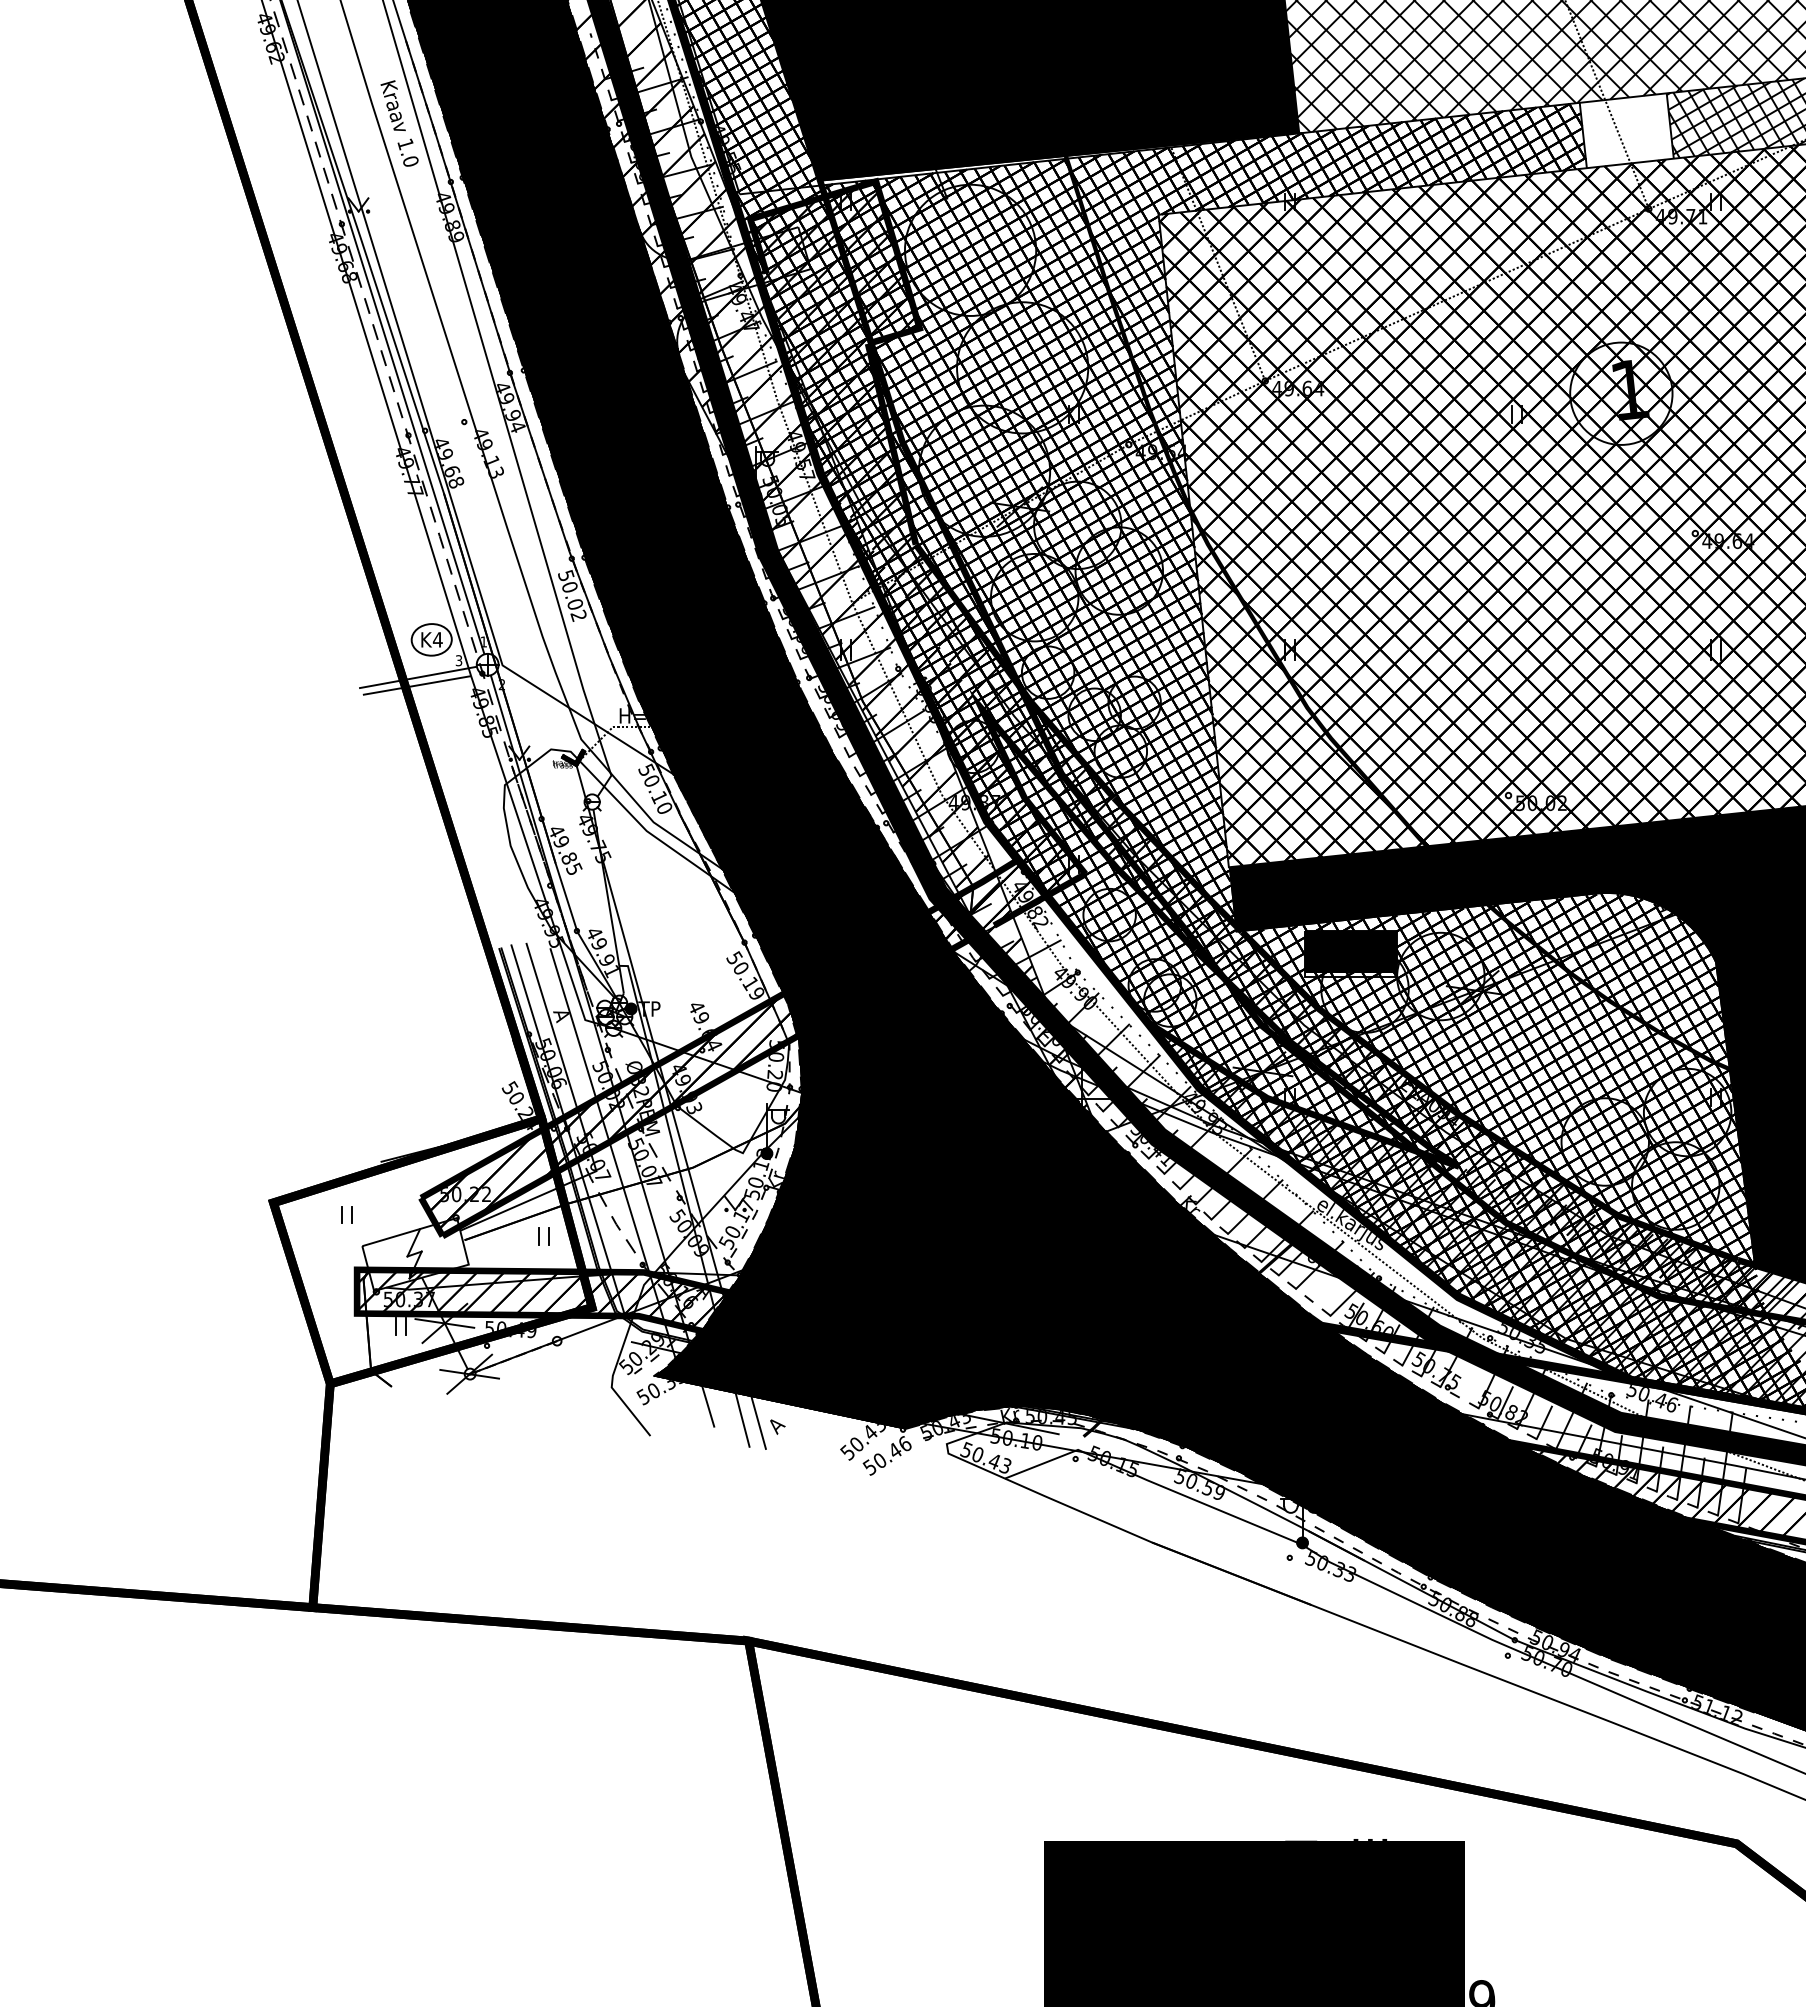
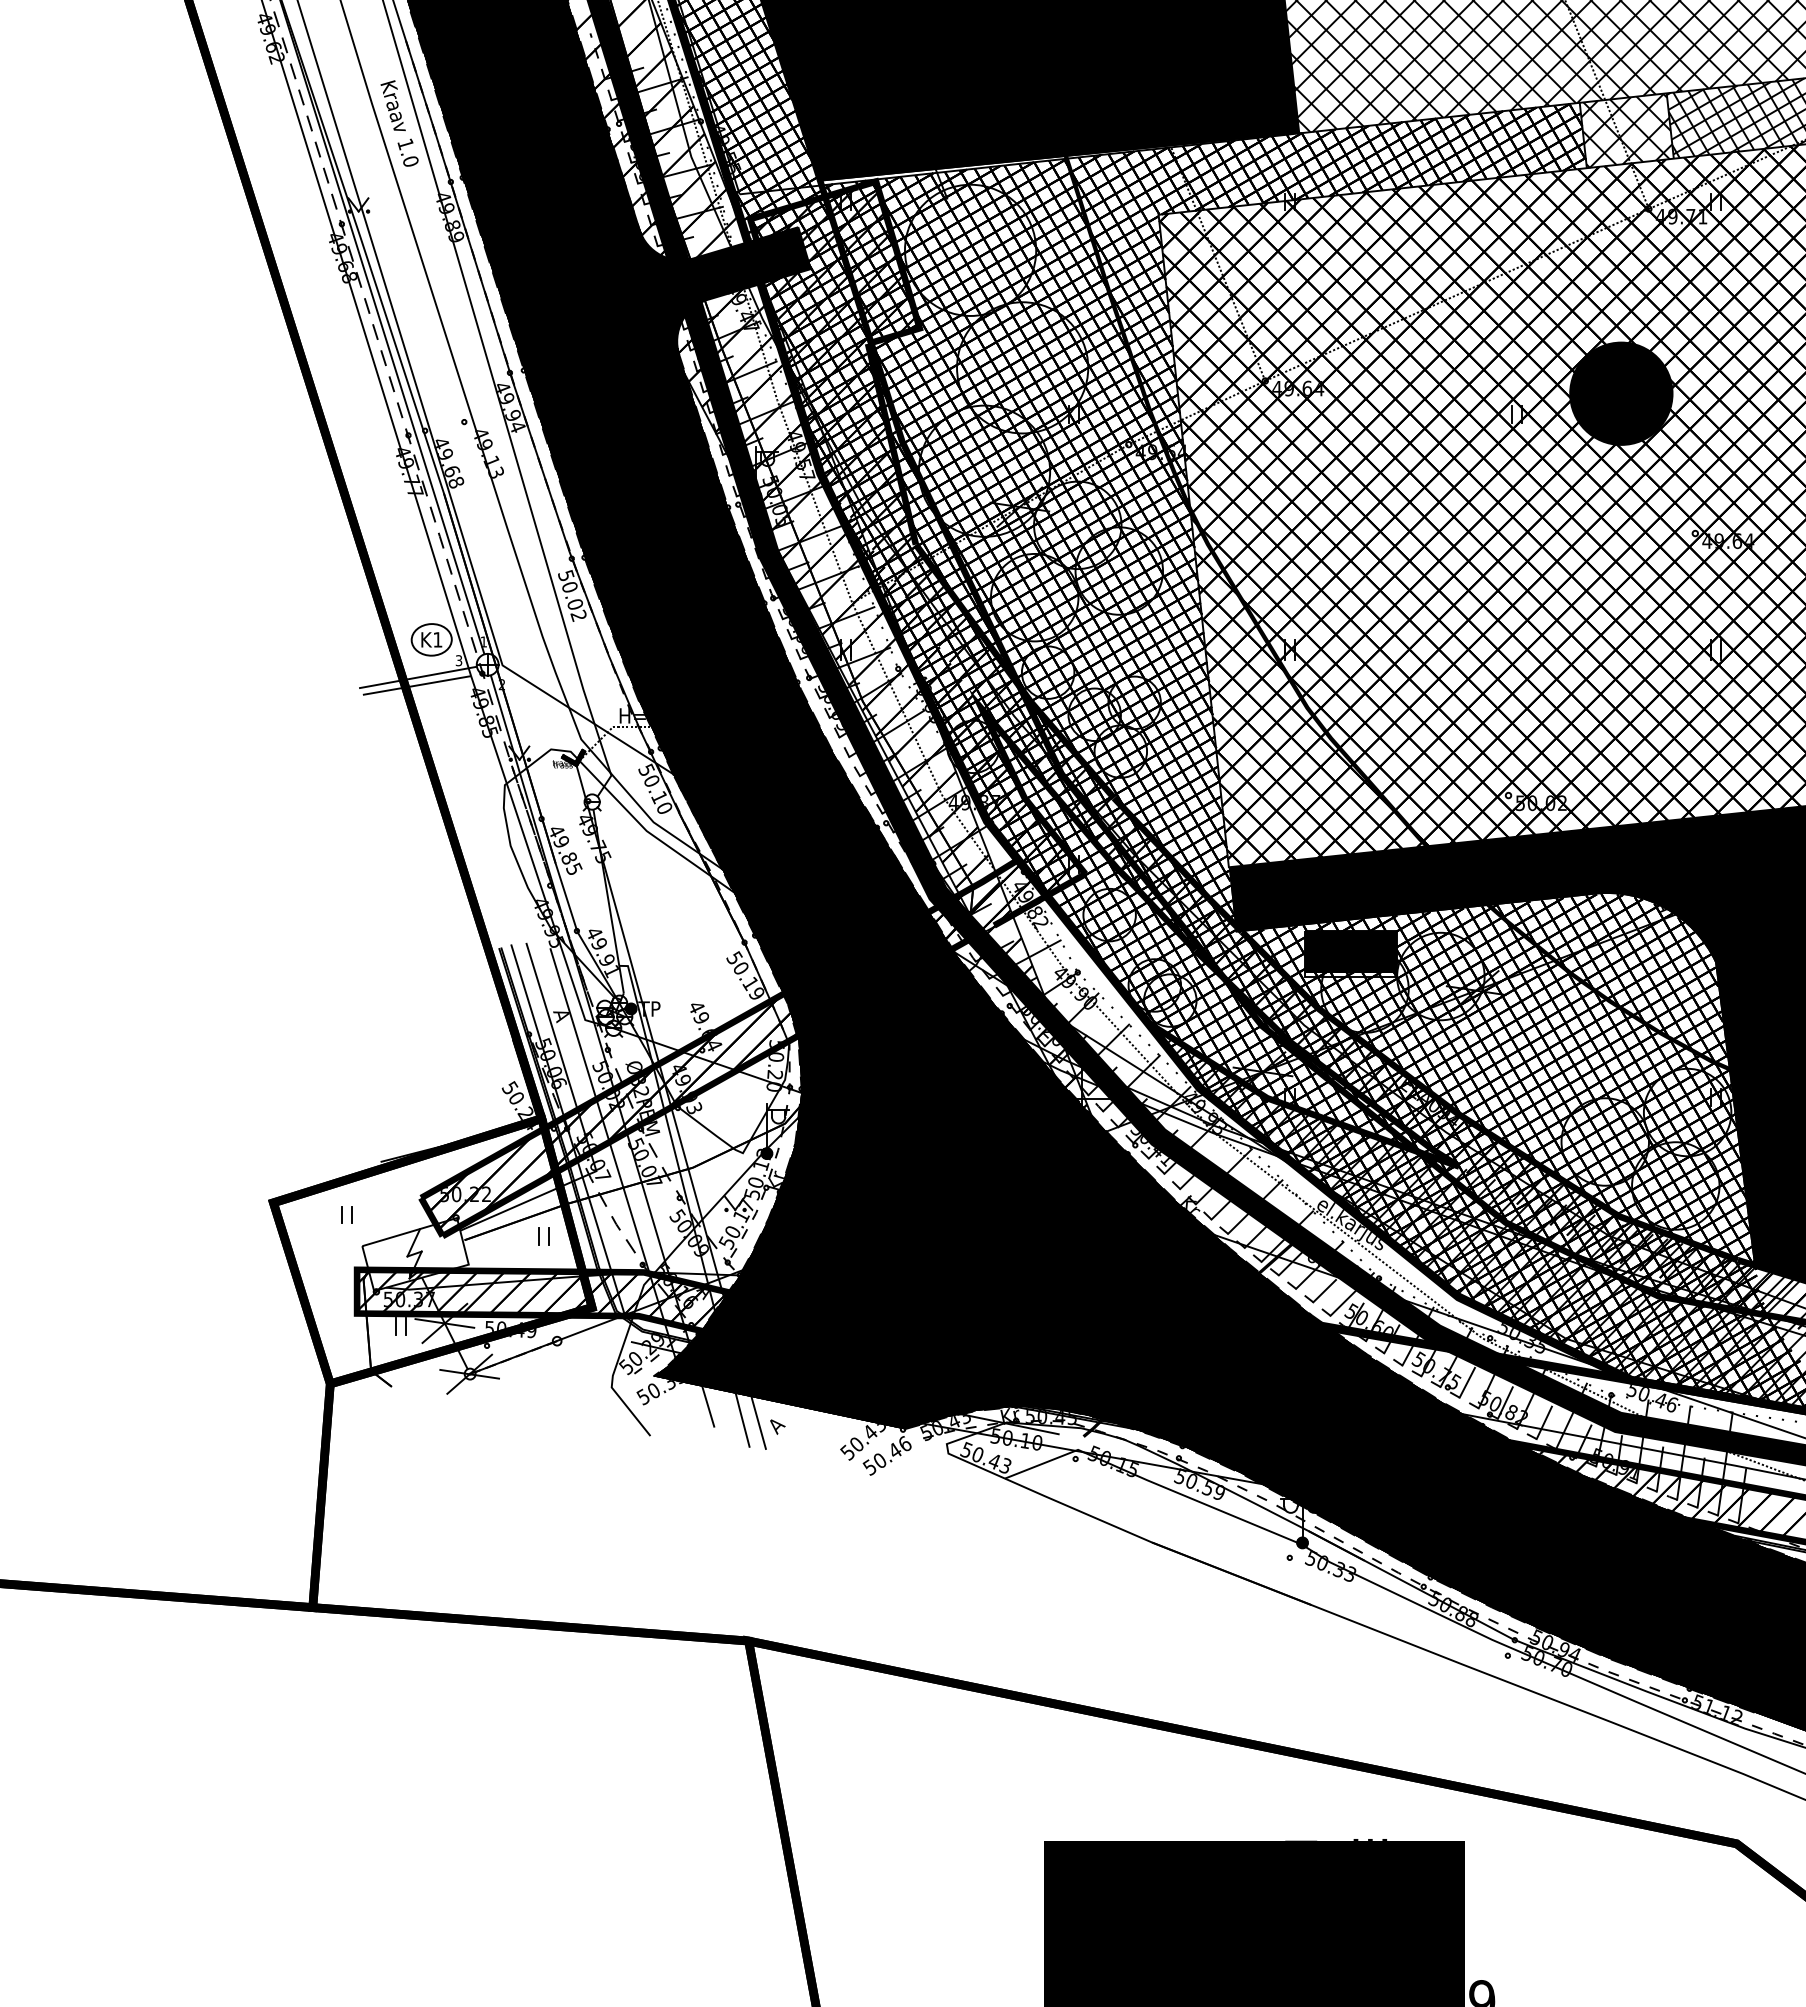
hatch: none -> present (1626, 130)
fill: none -> present (724, 290)
fill: none -> present (1621, 393)
text: K4 -> K1 (437, 639)
line: none -> present (1324, 1291)
line: none -> present (1466, 1382)
